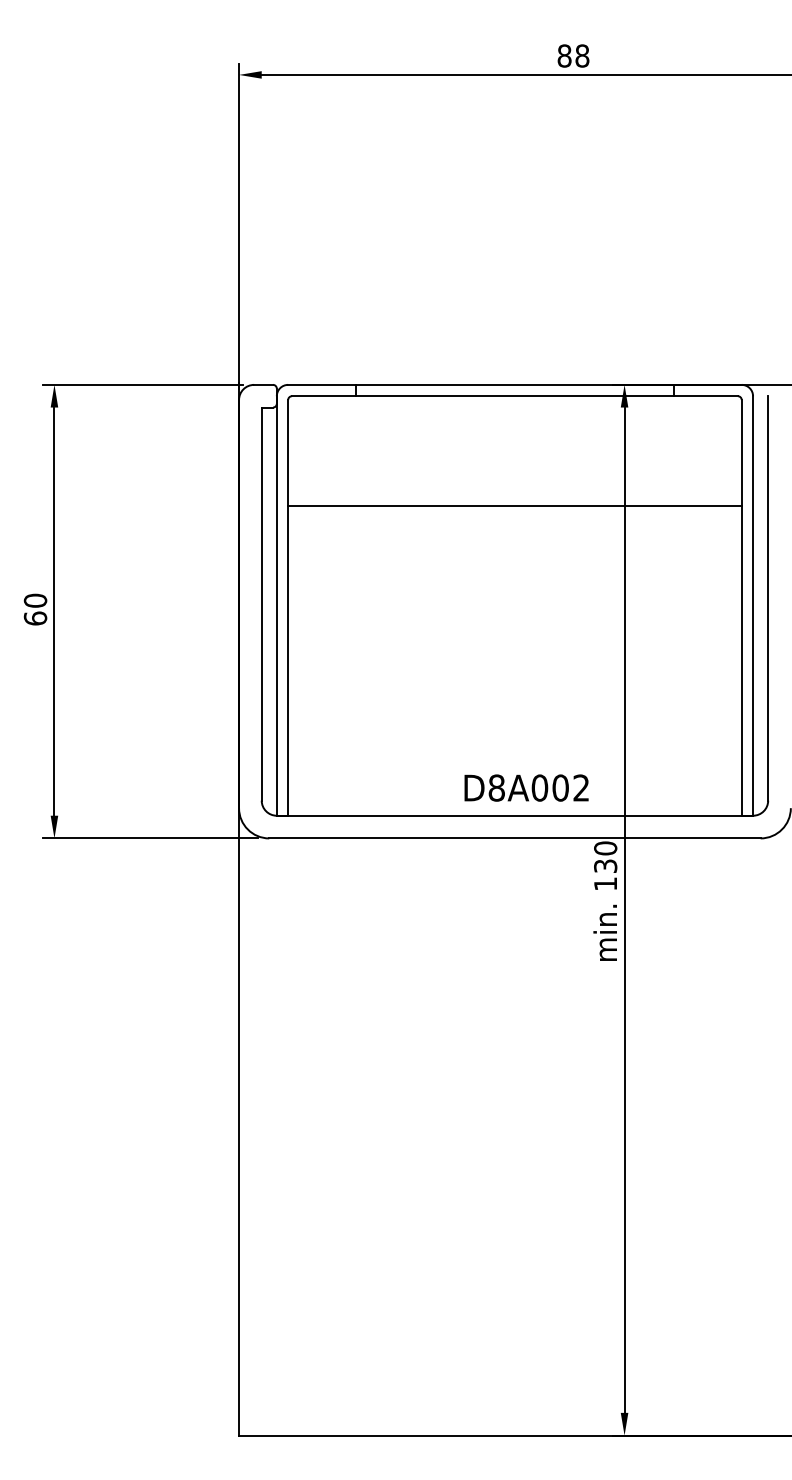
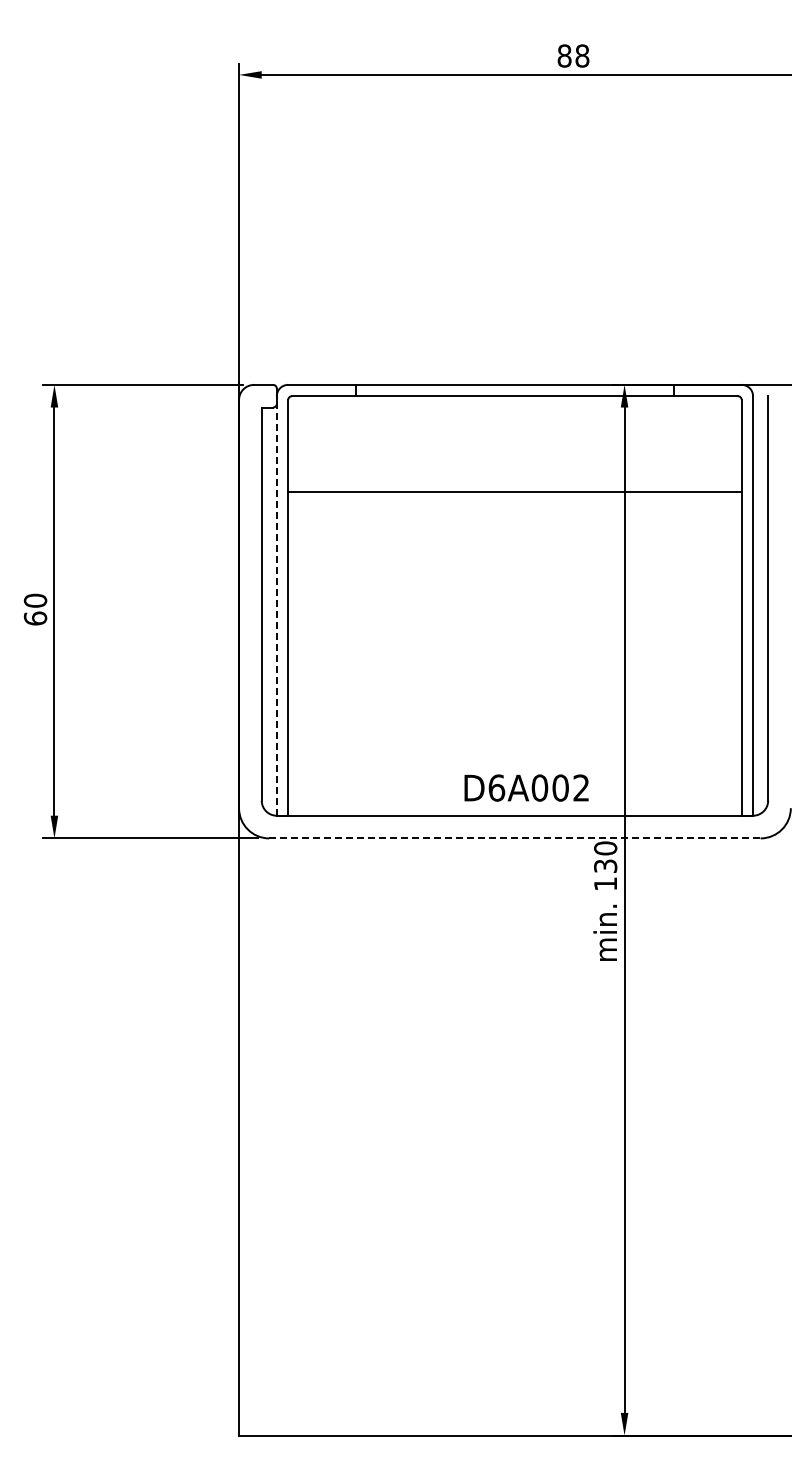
line position: (514, 505) -> (514, 491) (514, 491)
line: solid -> dashed (276, 605)
text: D8A002 -> D6A002 (496, 787)
line: solid -> dashed (514, 838)
